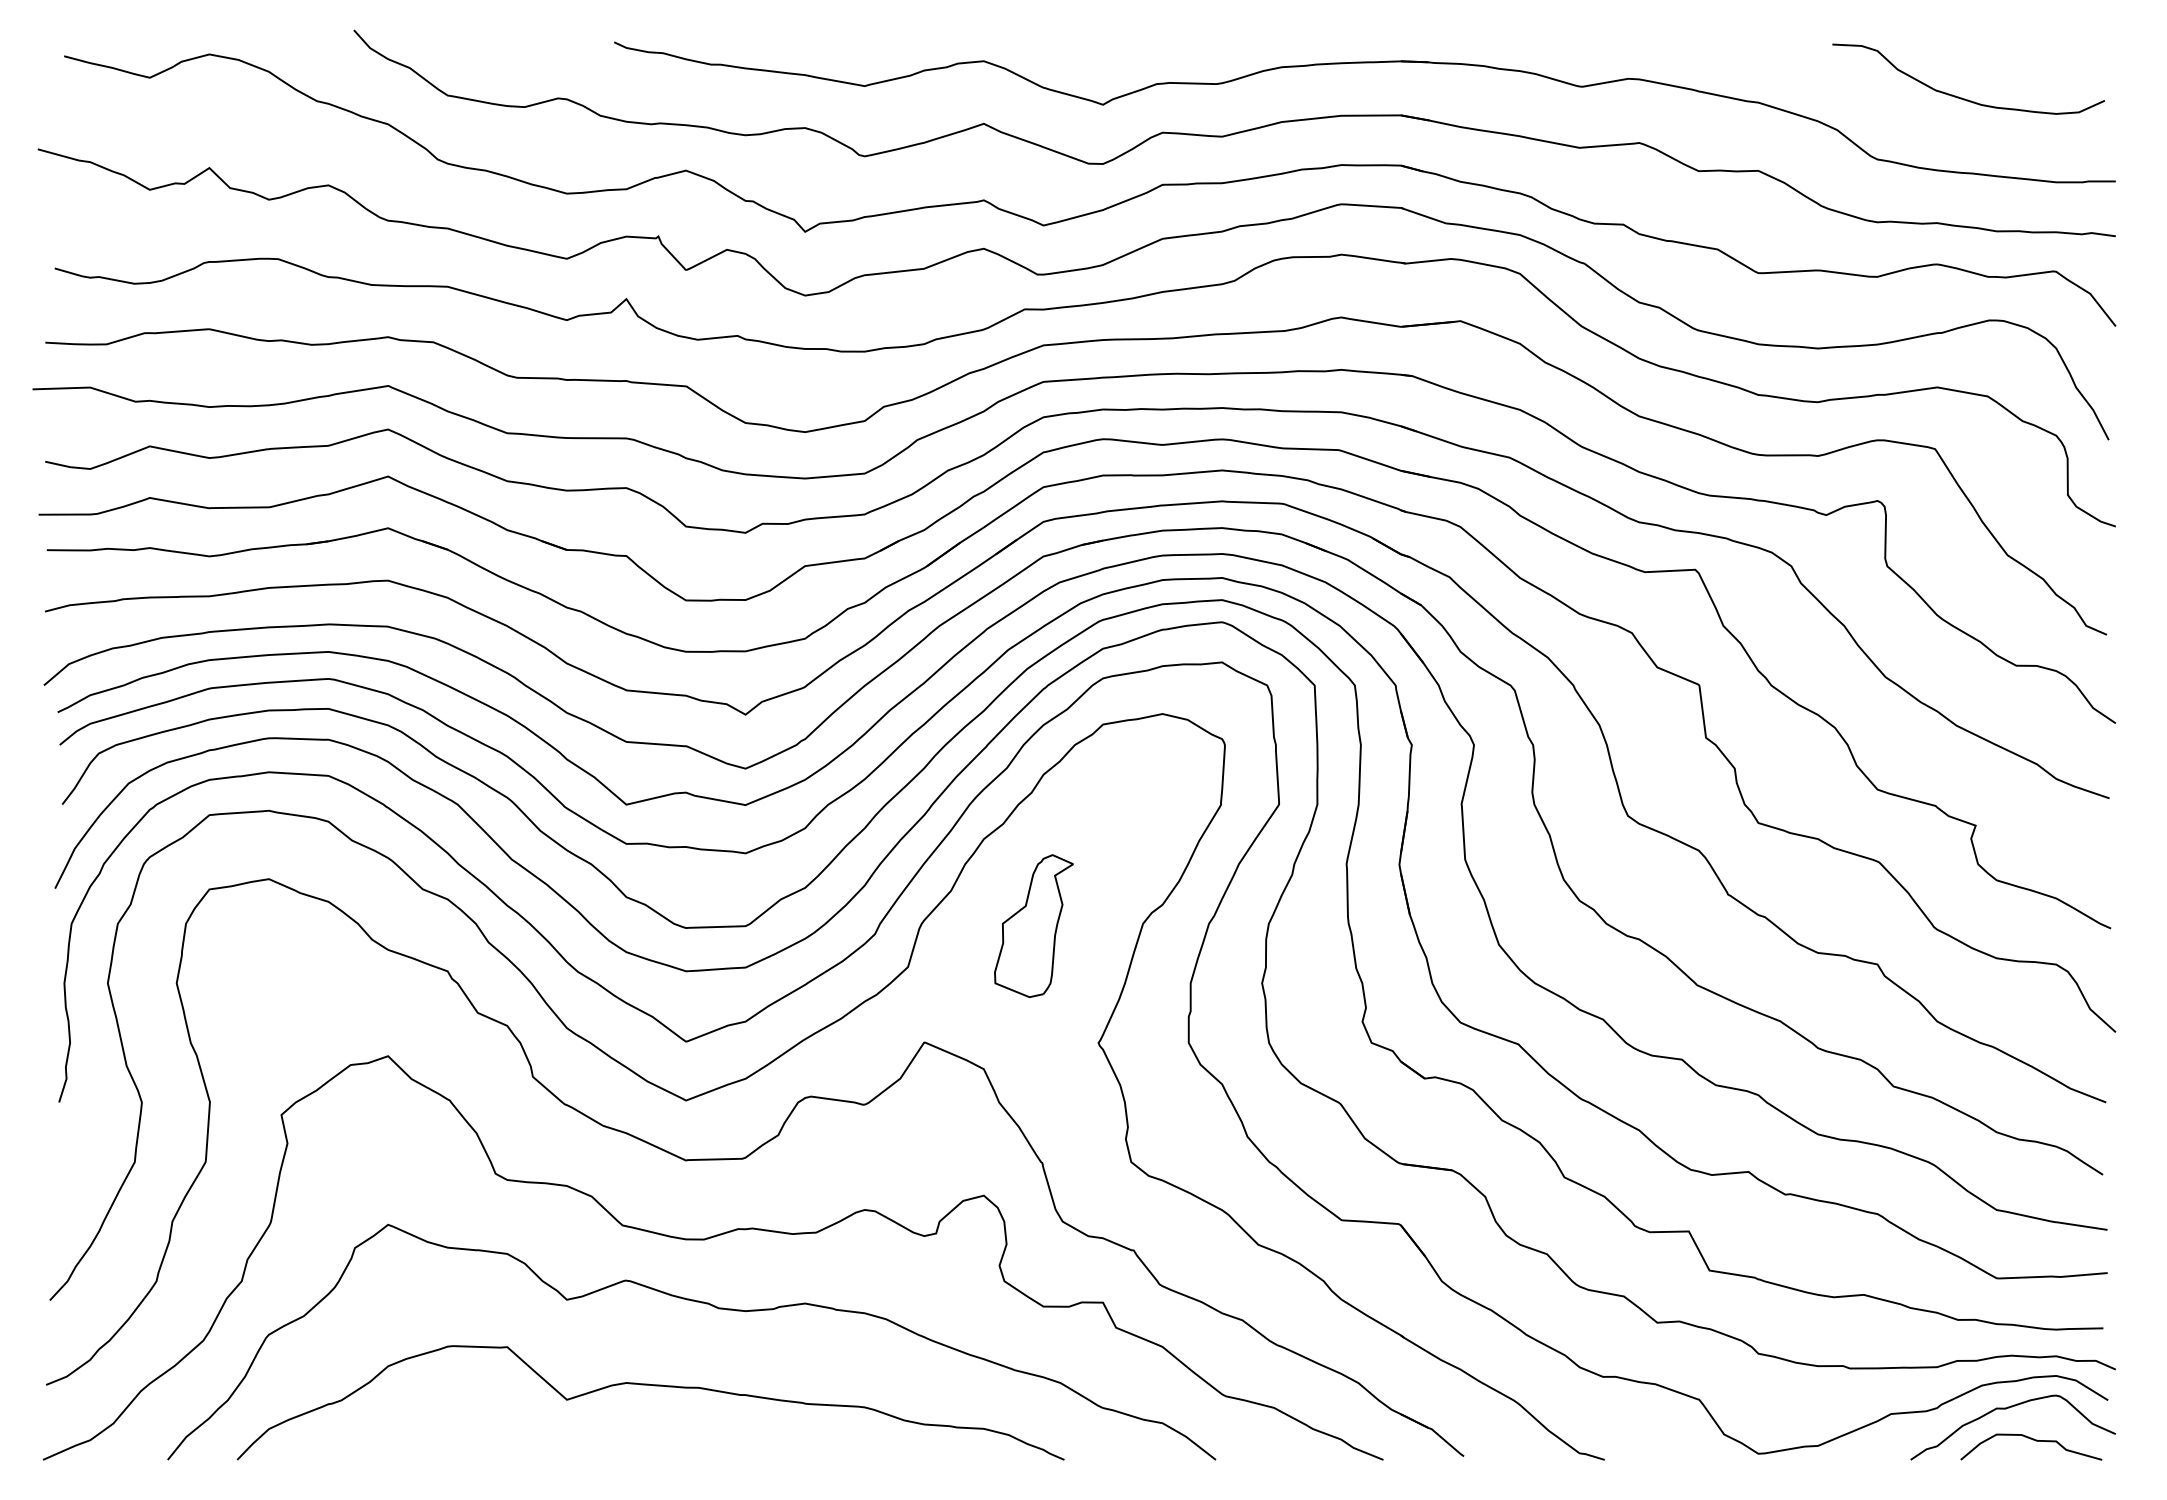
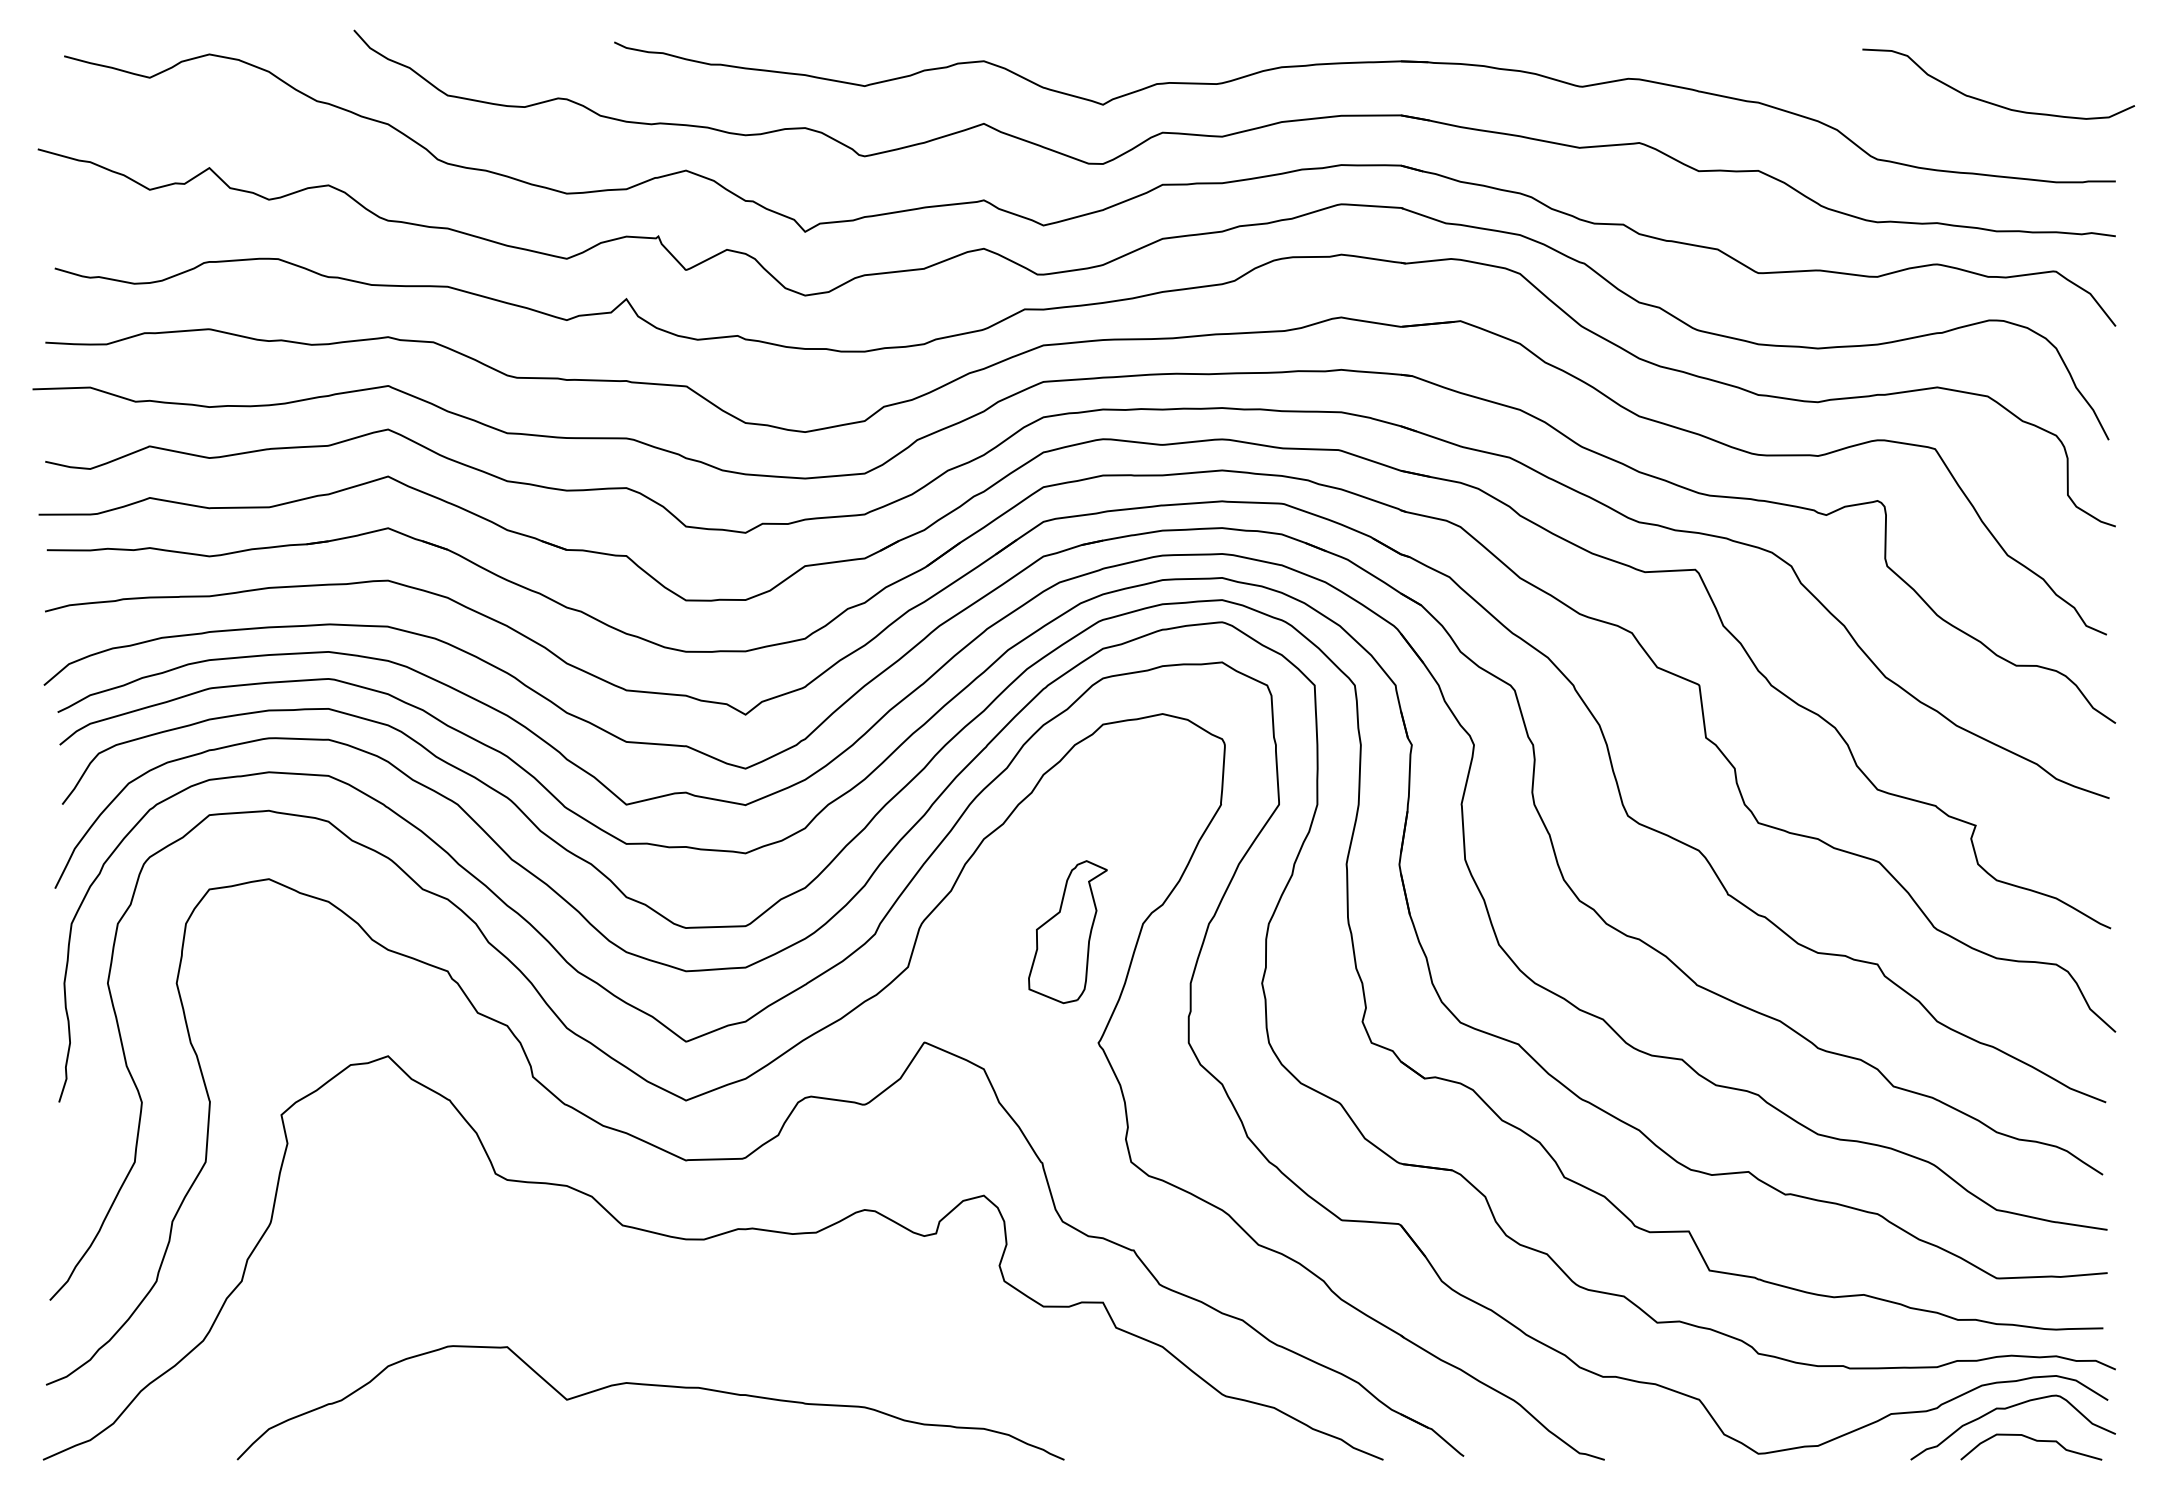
curve position: (1965, 98) -> (1995, 103) (1995, 103)
part position: (1033, 926) -> (1067, 932) (1067, 932)
curve: present -> none (701, 1303)
